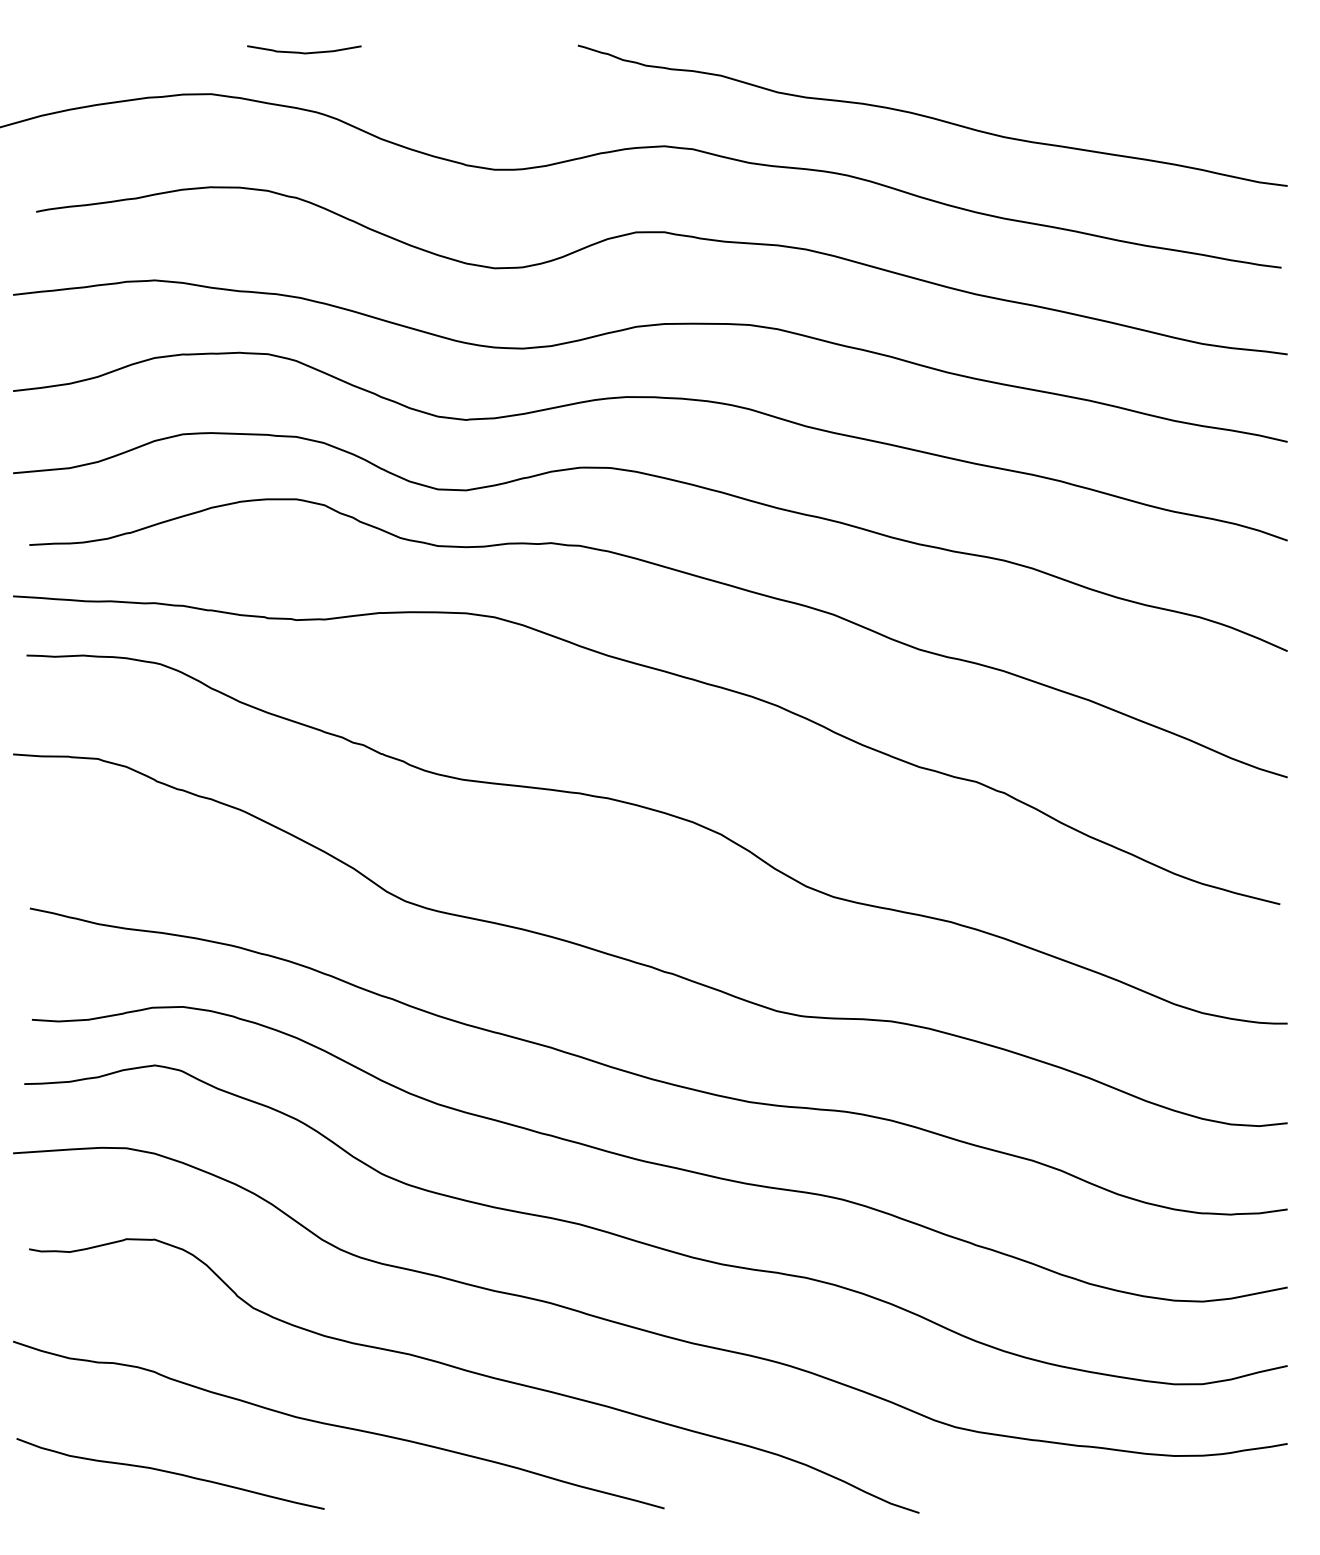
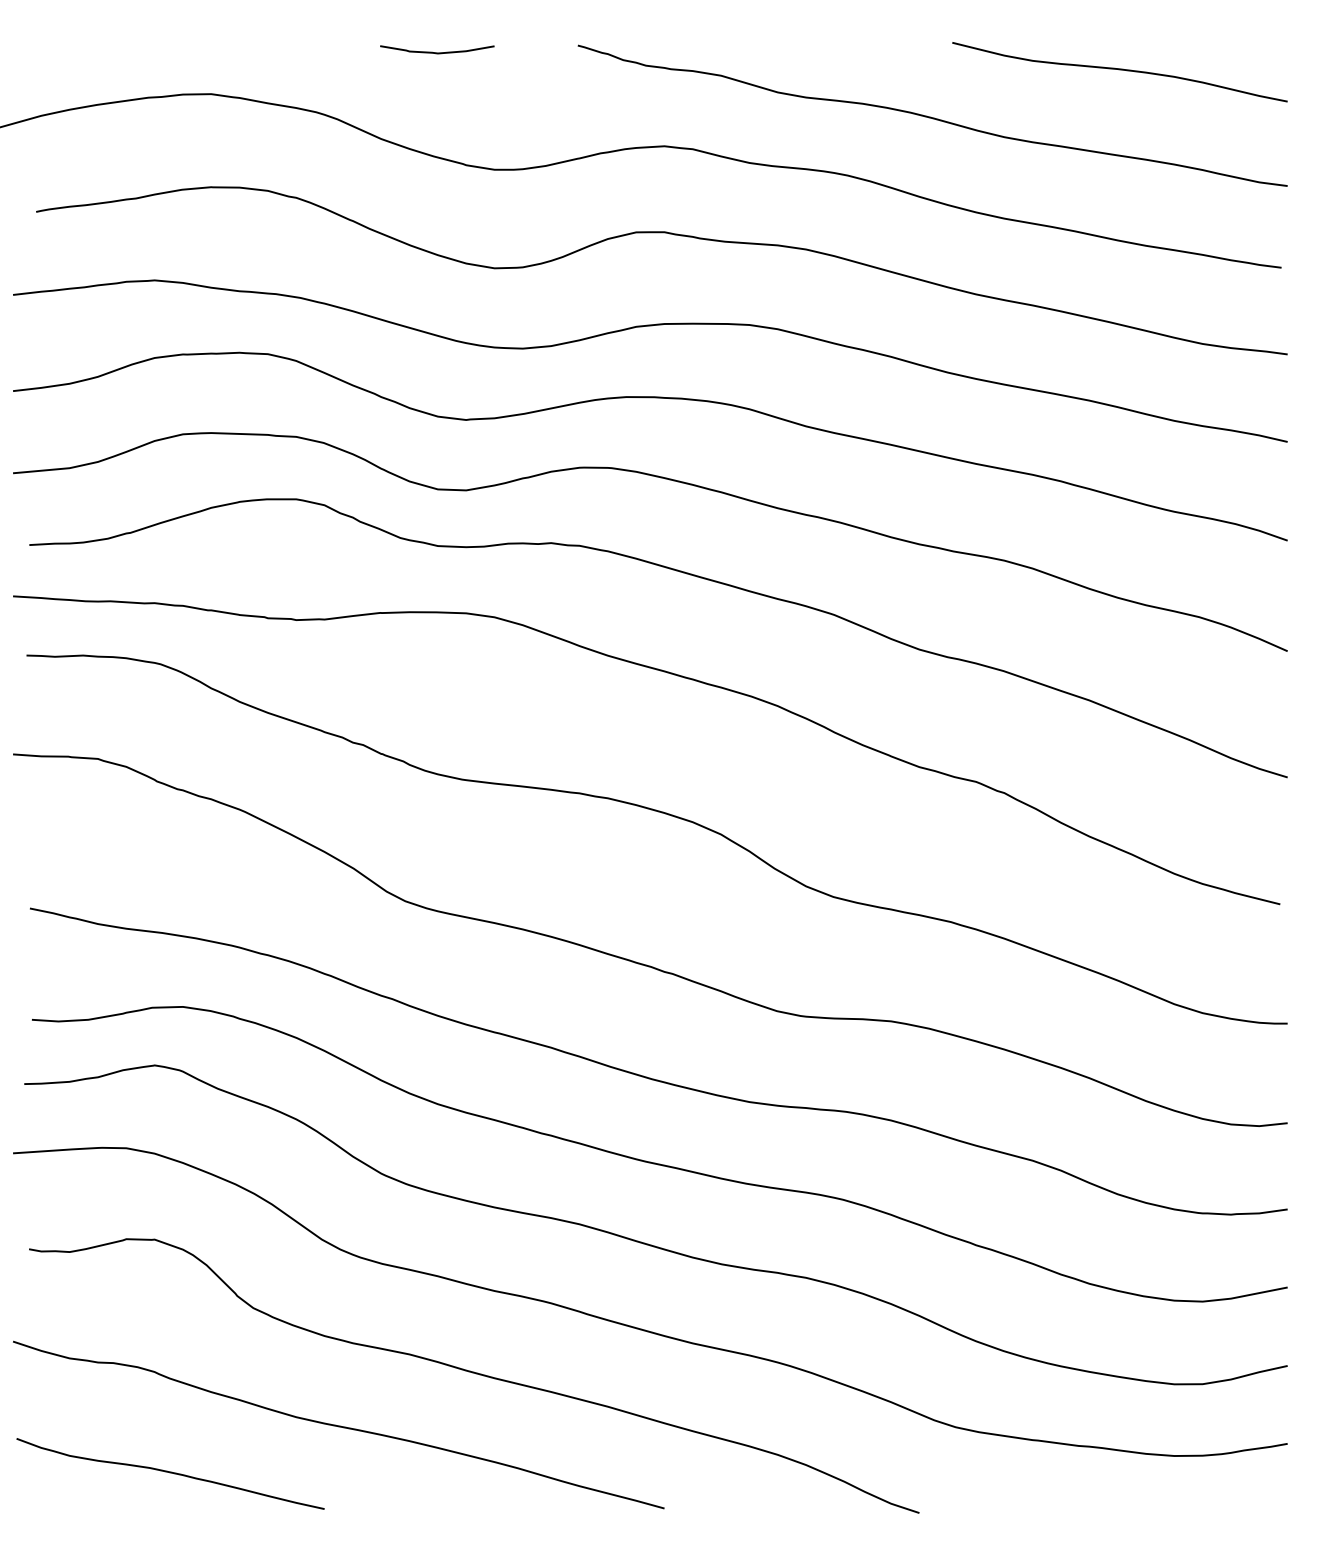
curve position: (304, 52) -> (437, 52) (437, 52)
curve: none -> present (1119, 70)
